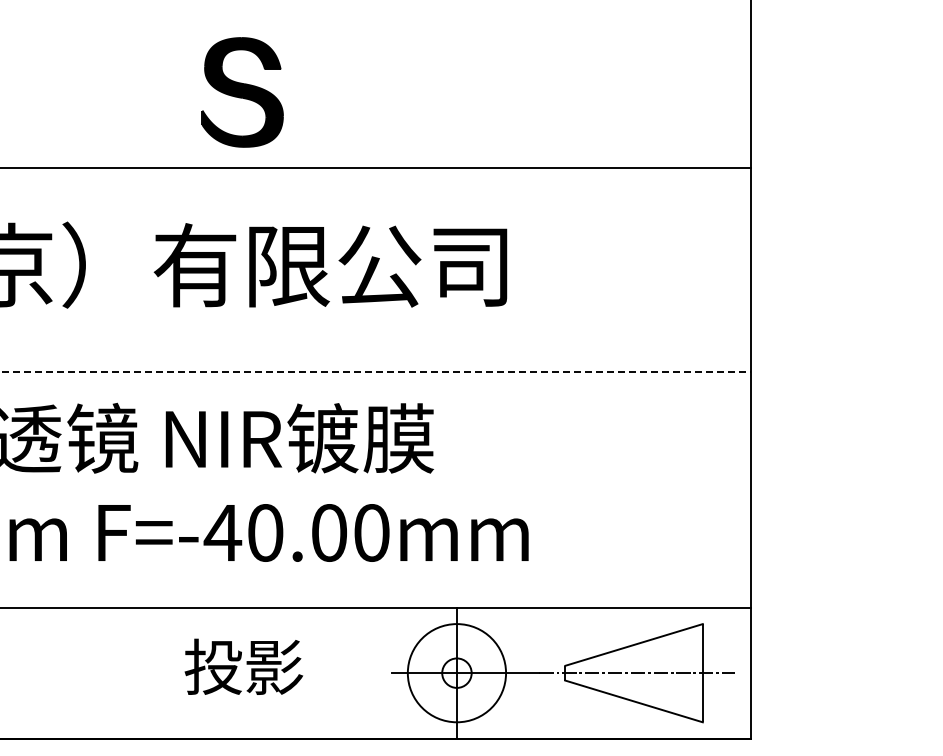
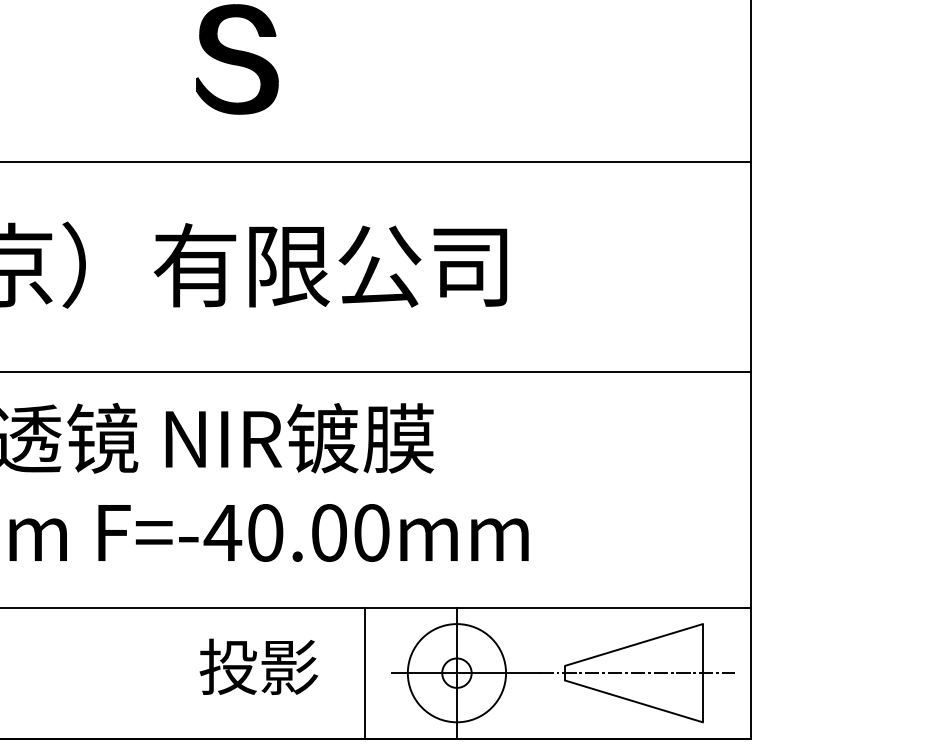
part position: (242, 92) -> (237, 59) (237, 59)
line position: (376, 168) -> (376, 162) (376, 162)
line: dashed -> solid (376, 372)
text position: (243, 666) -> (258, 666) (258, 666)
line: none -> present (364, 672)
